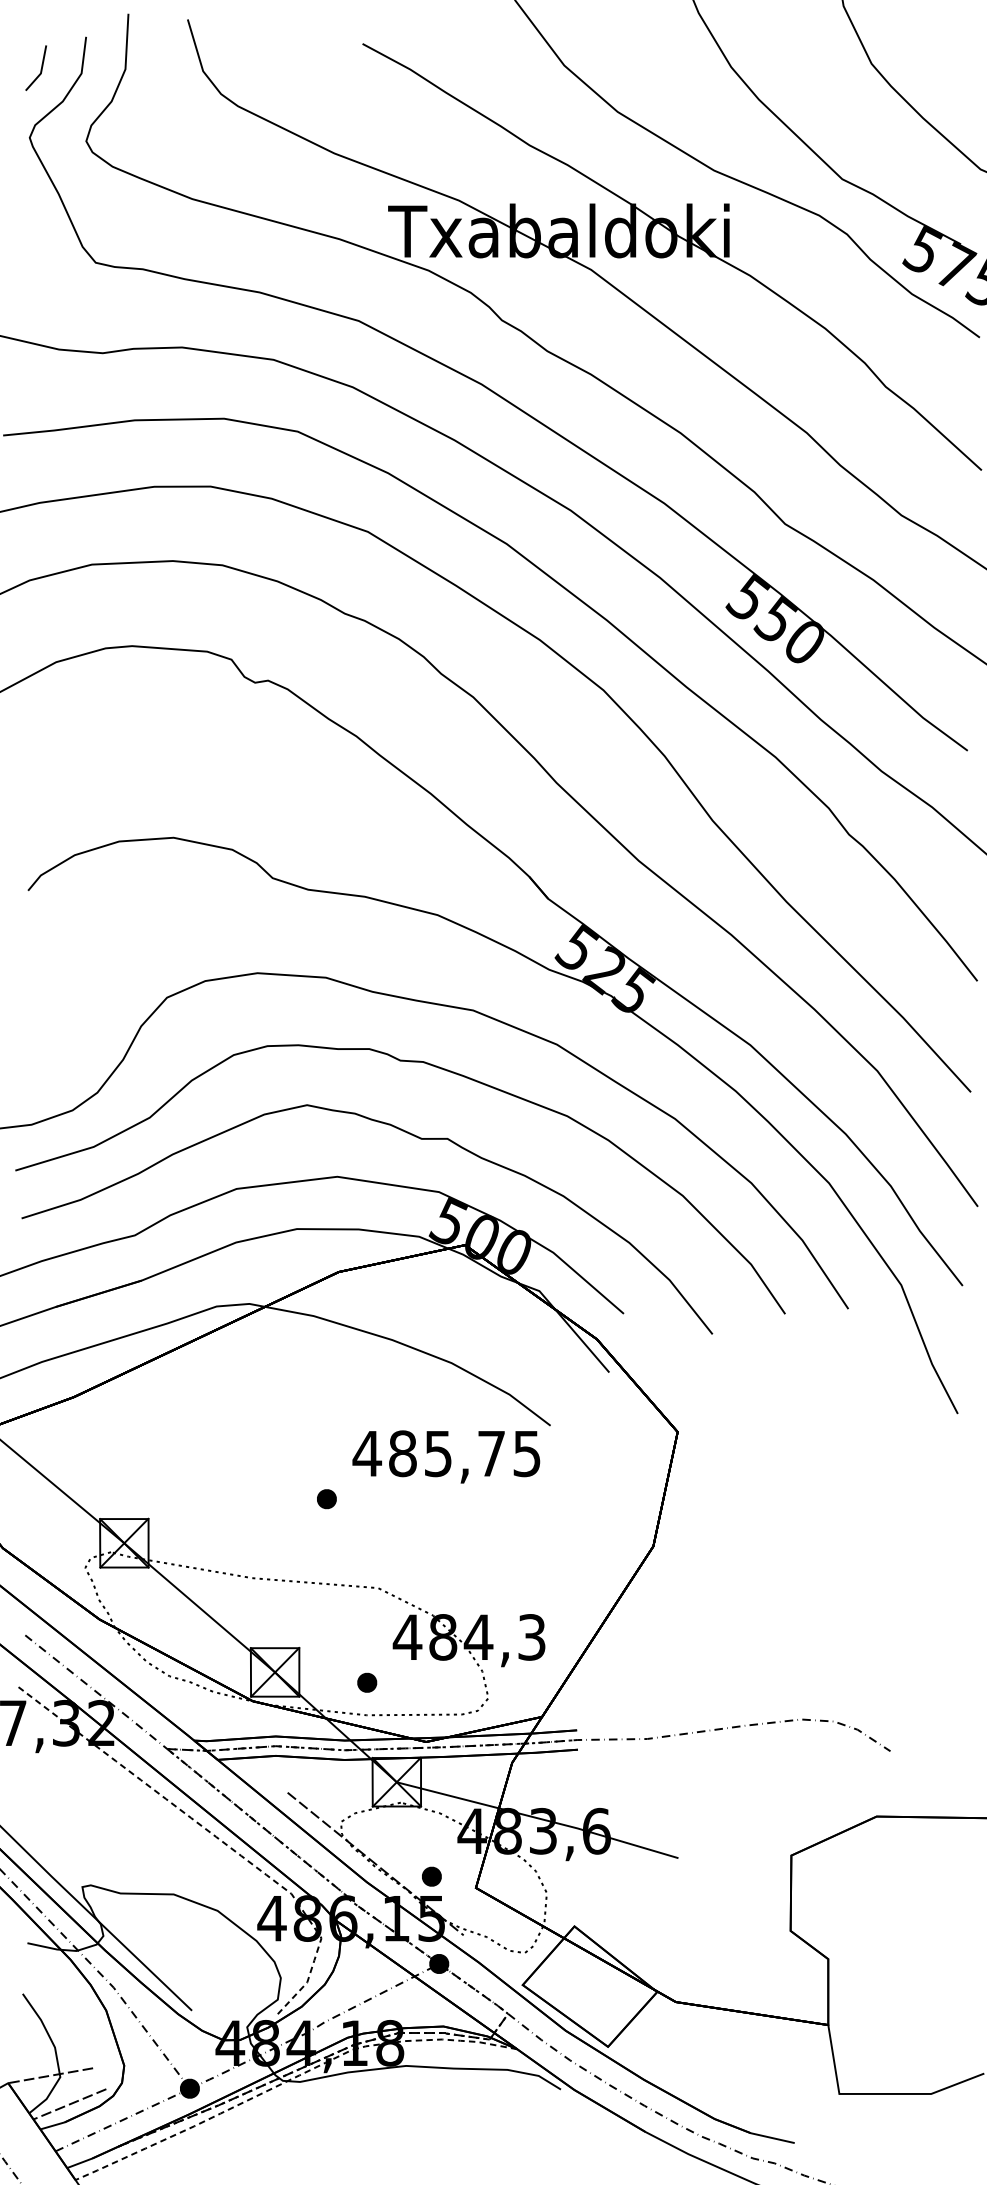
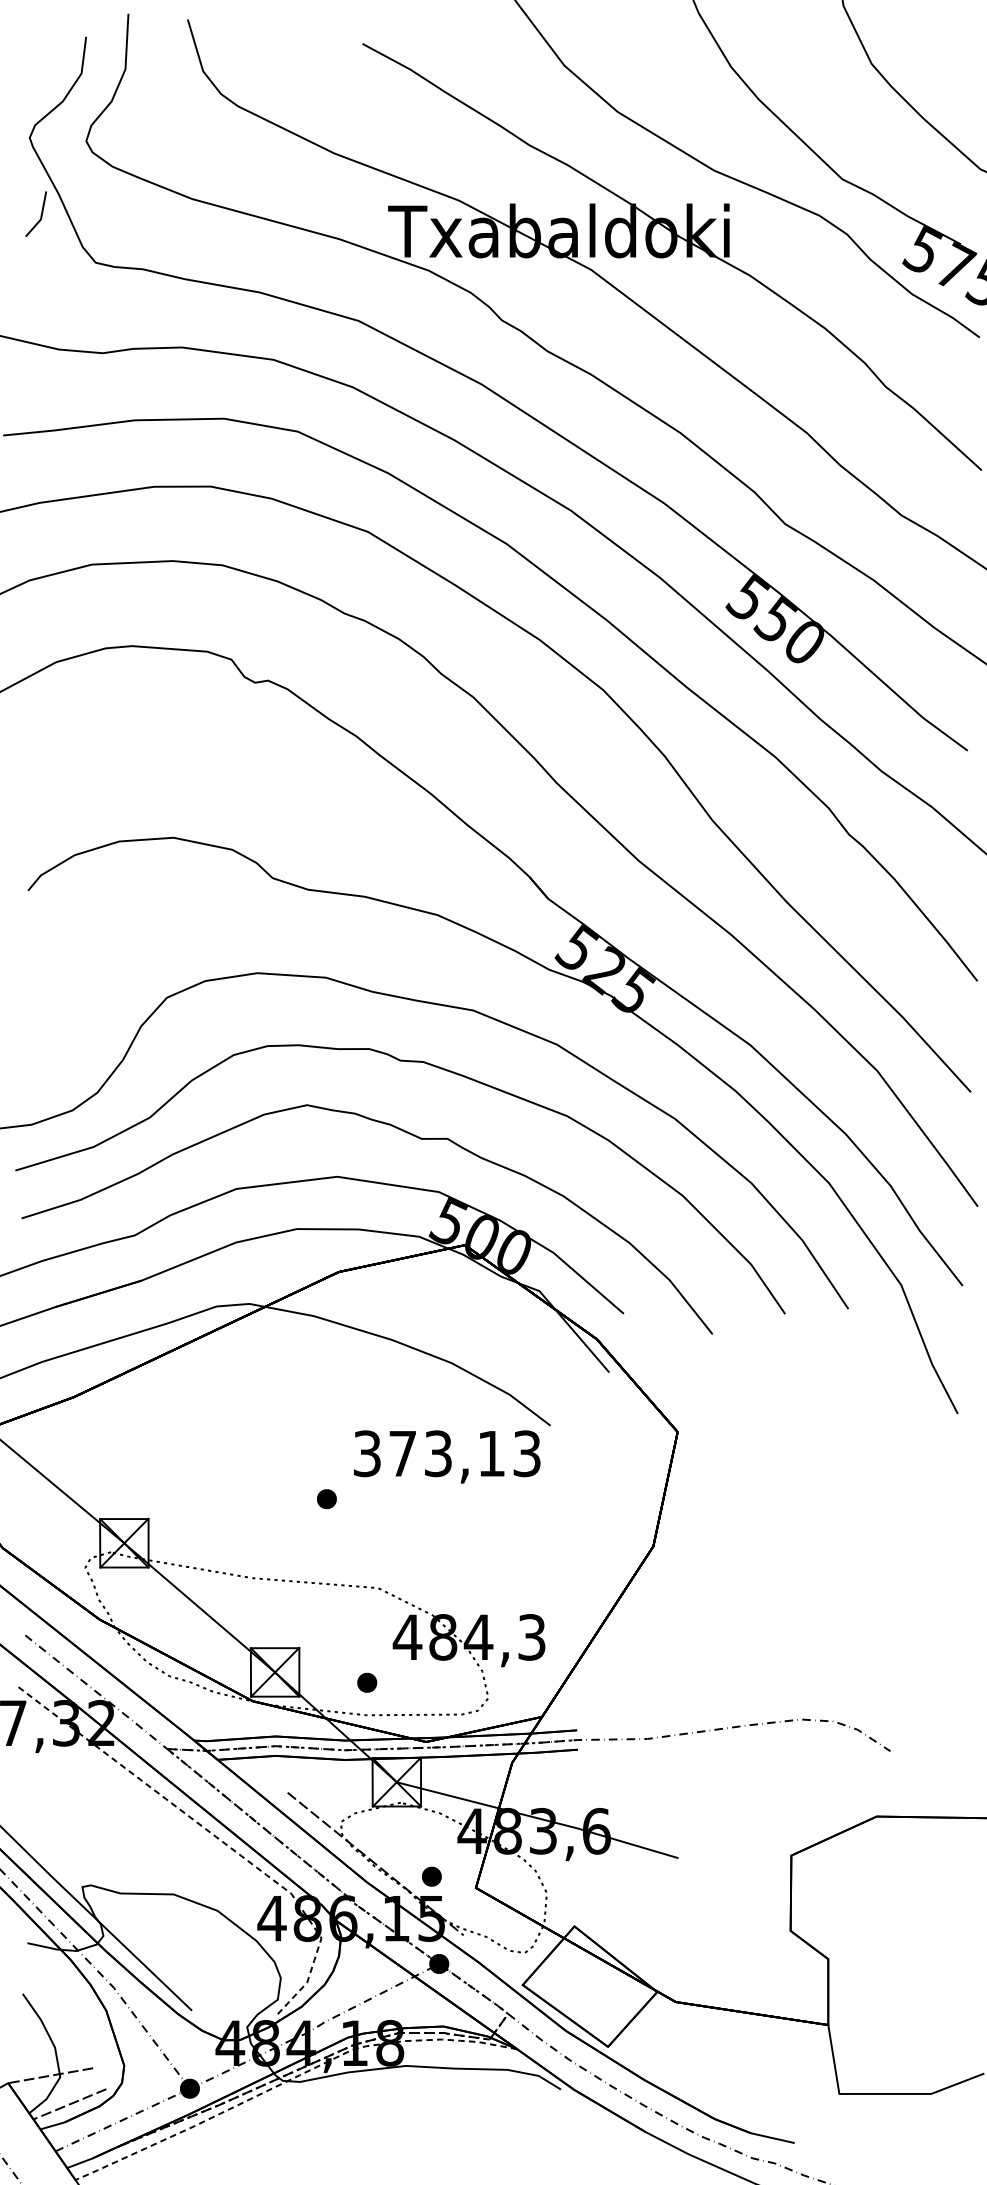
line position: (40, 69) -> (40, 215) (40, 215)
text: 485,75 -> 373,13 (446, 1453)
